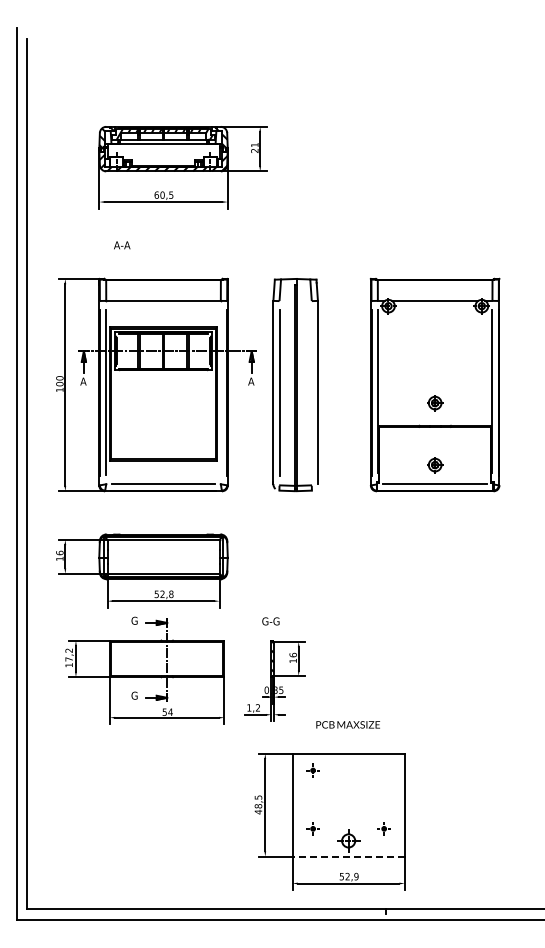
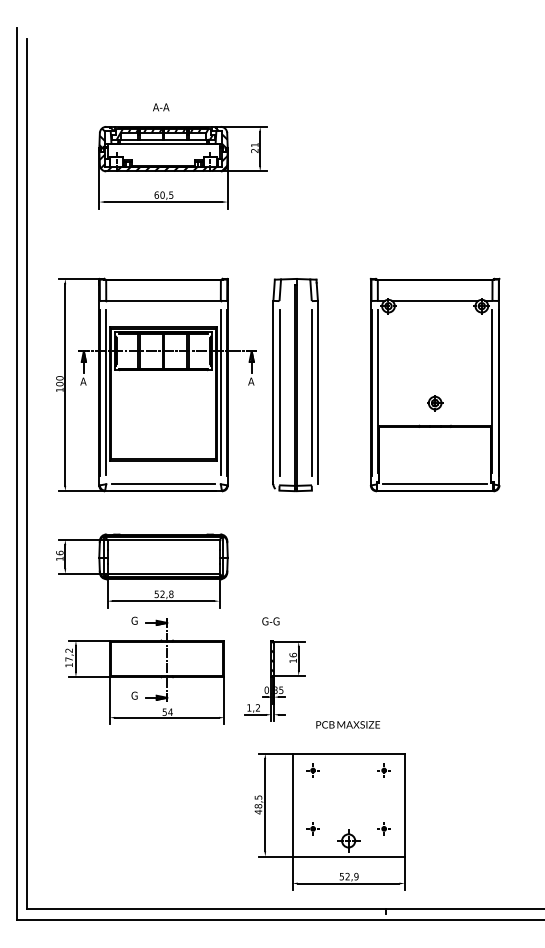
text position: (122, 245) -> (161, 107) (161, 107)
line: none -> present (220, 392)
line: none -> present (311, 393)
part: present -> none (435, 465)
part: none -> present (383, 770)
line: dashed -> solid (348, 856)
